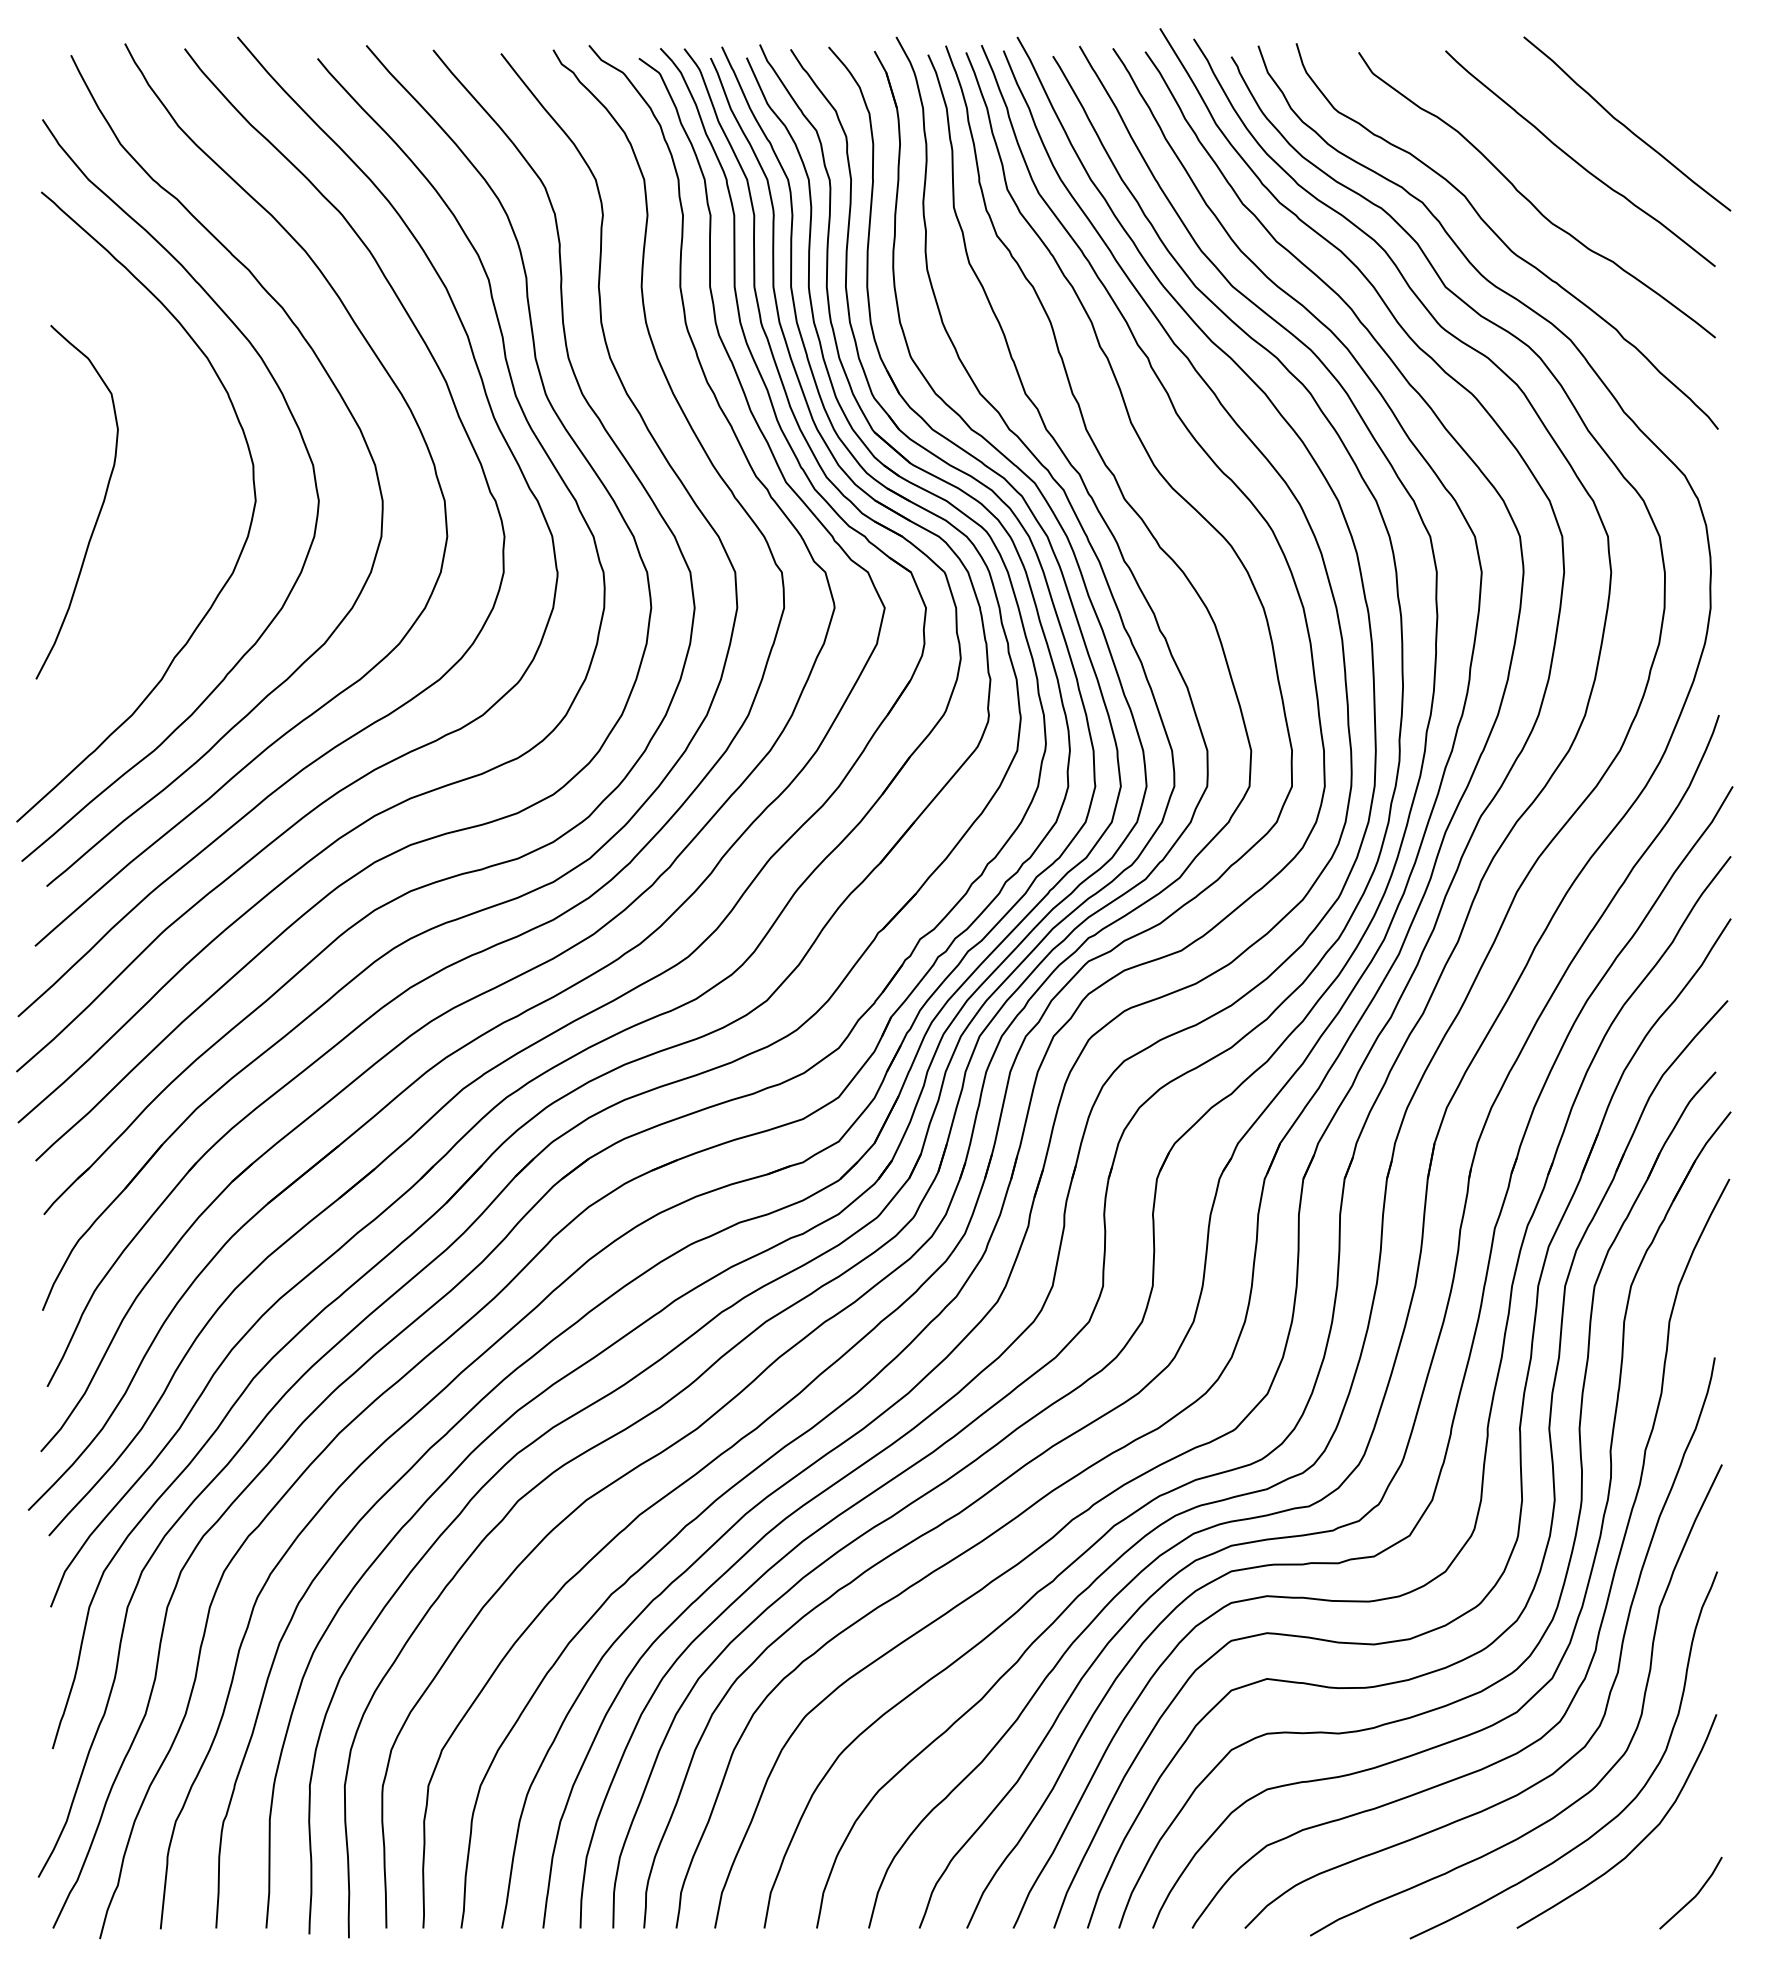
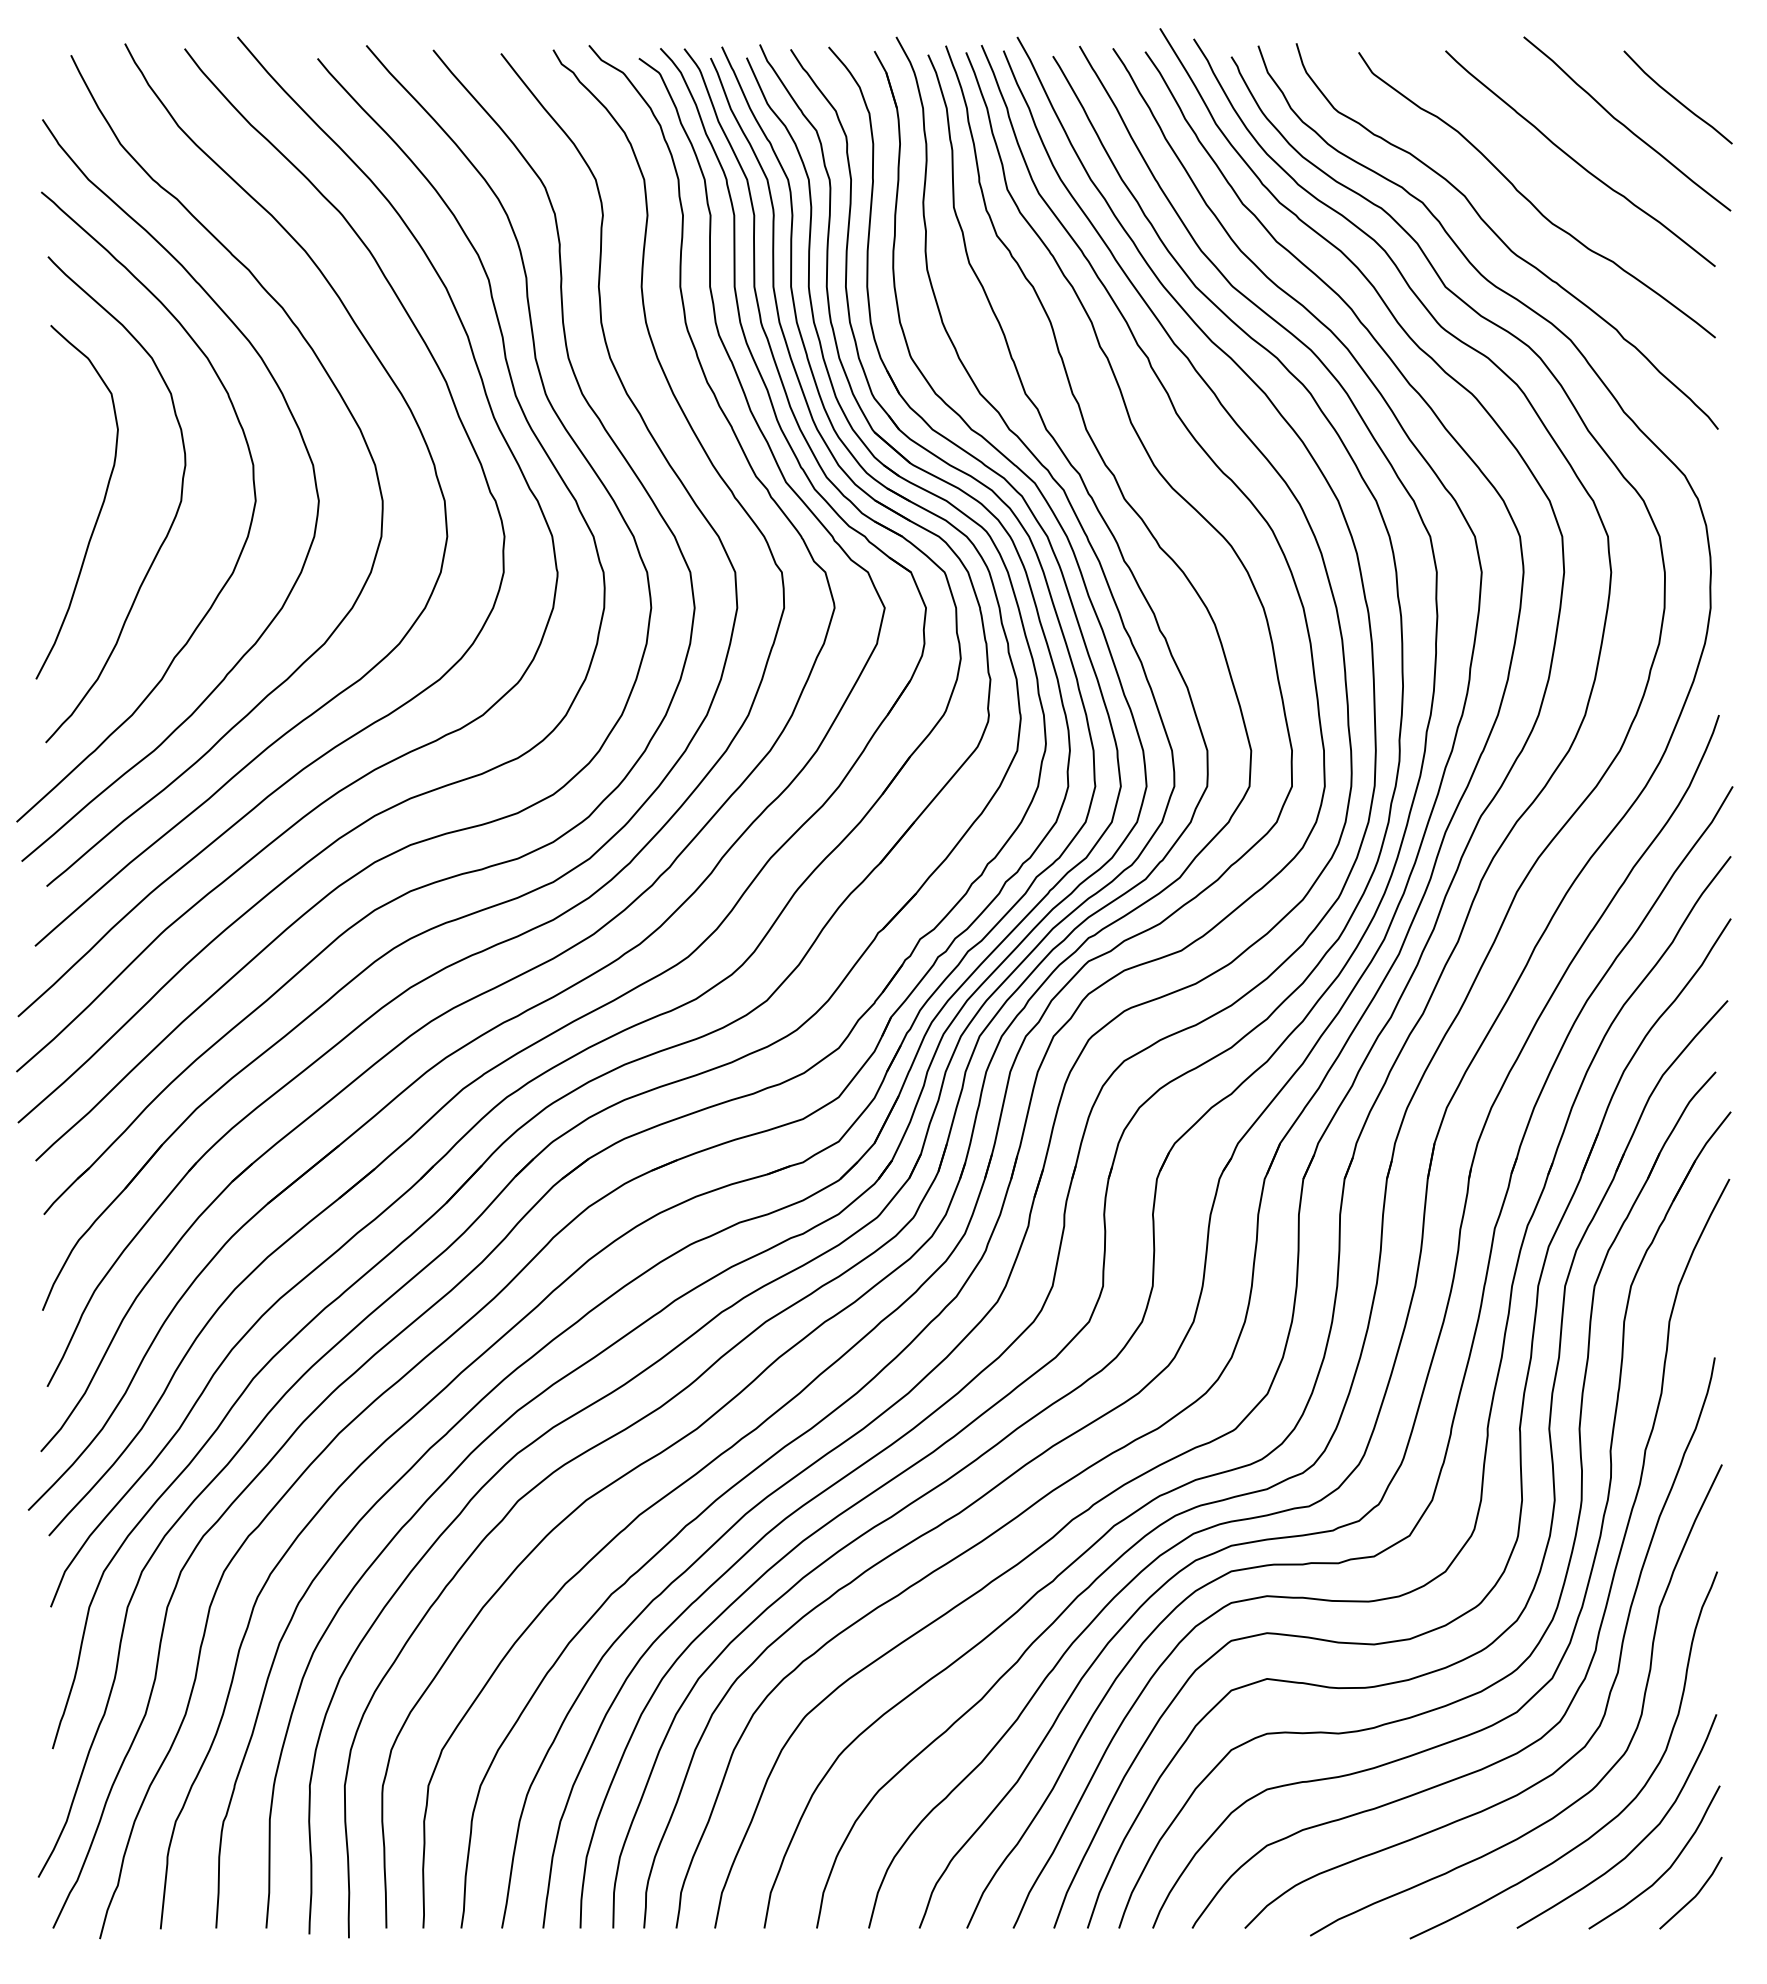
curve: none -> present (1676, 98)
curve: none -> present (172, 520)
curve: none -> present (1664, 1871)
